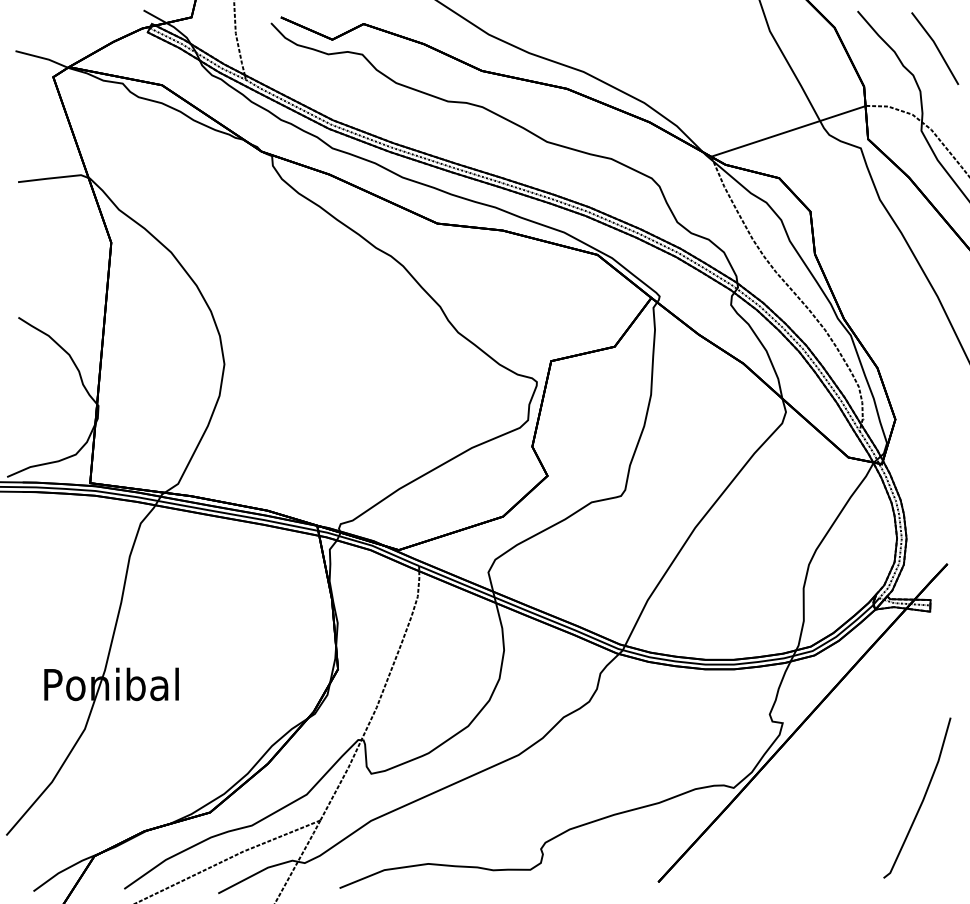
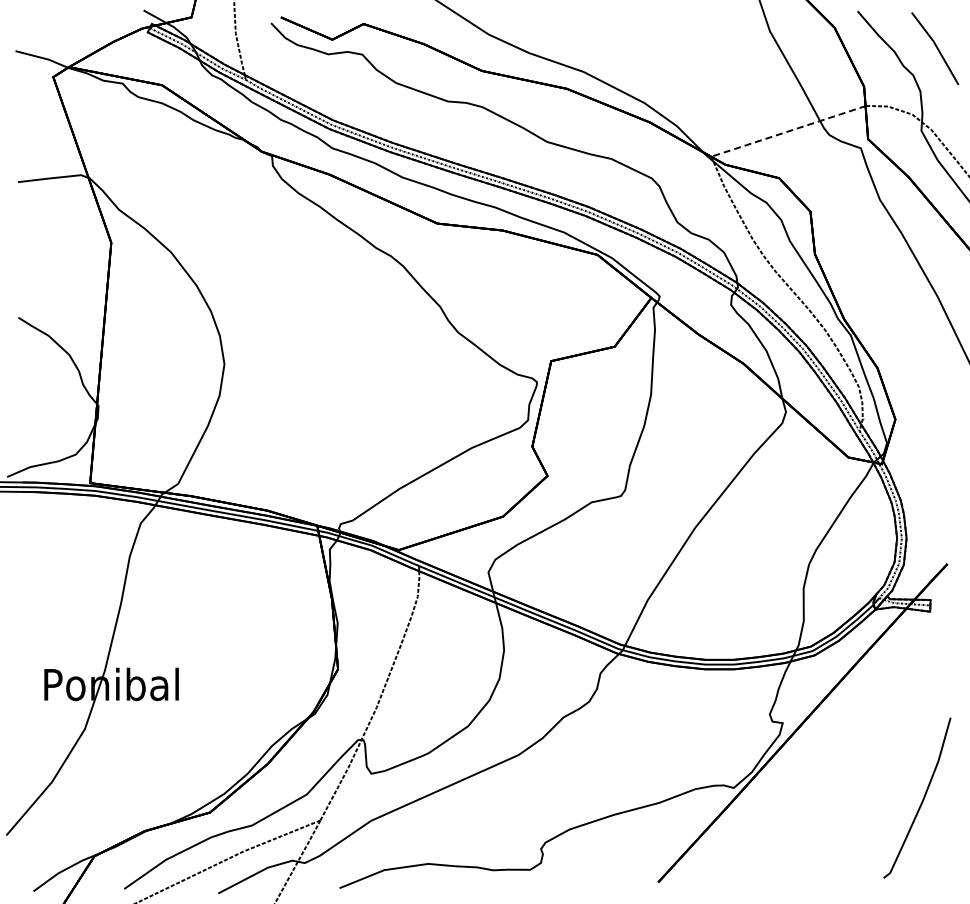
line: solid -> dashed (788, 131)
